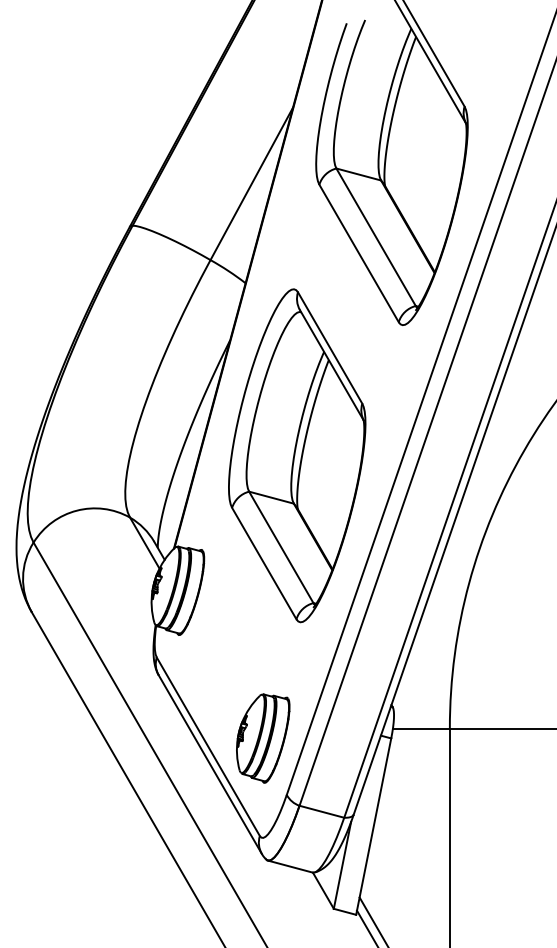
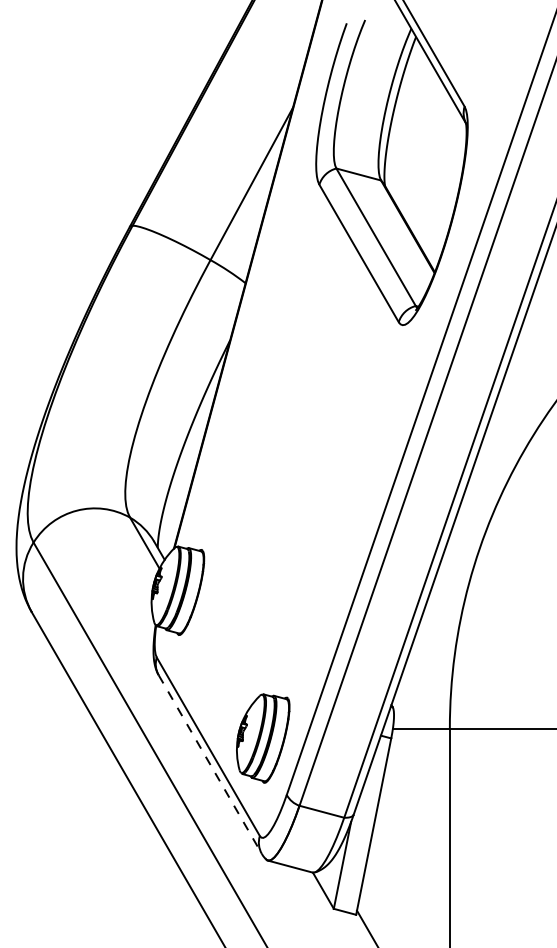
part: present -> none (297, 455)
line: solid -> dashed (210, 764)
line: present -> none (372, 920)
